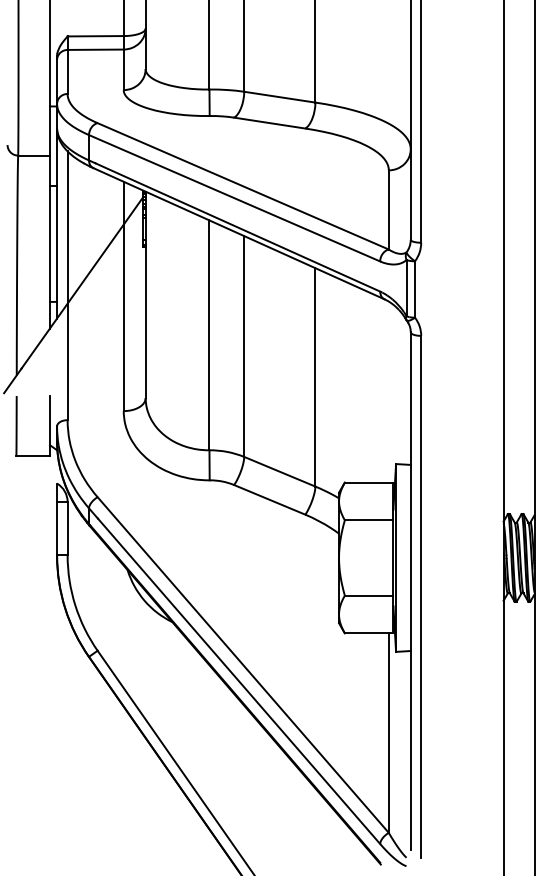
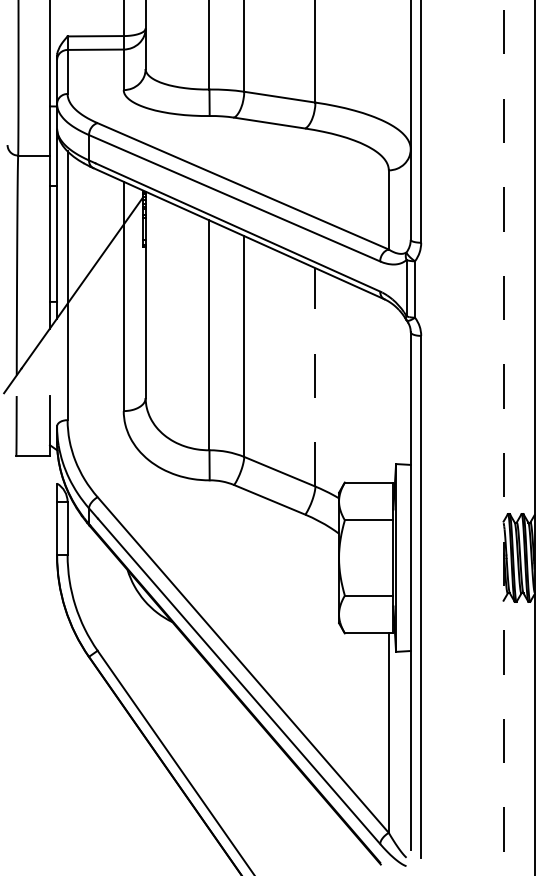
line: solid -> dashed (315, 376)
line: solid -> dashed (503, 437)
